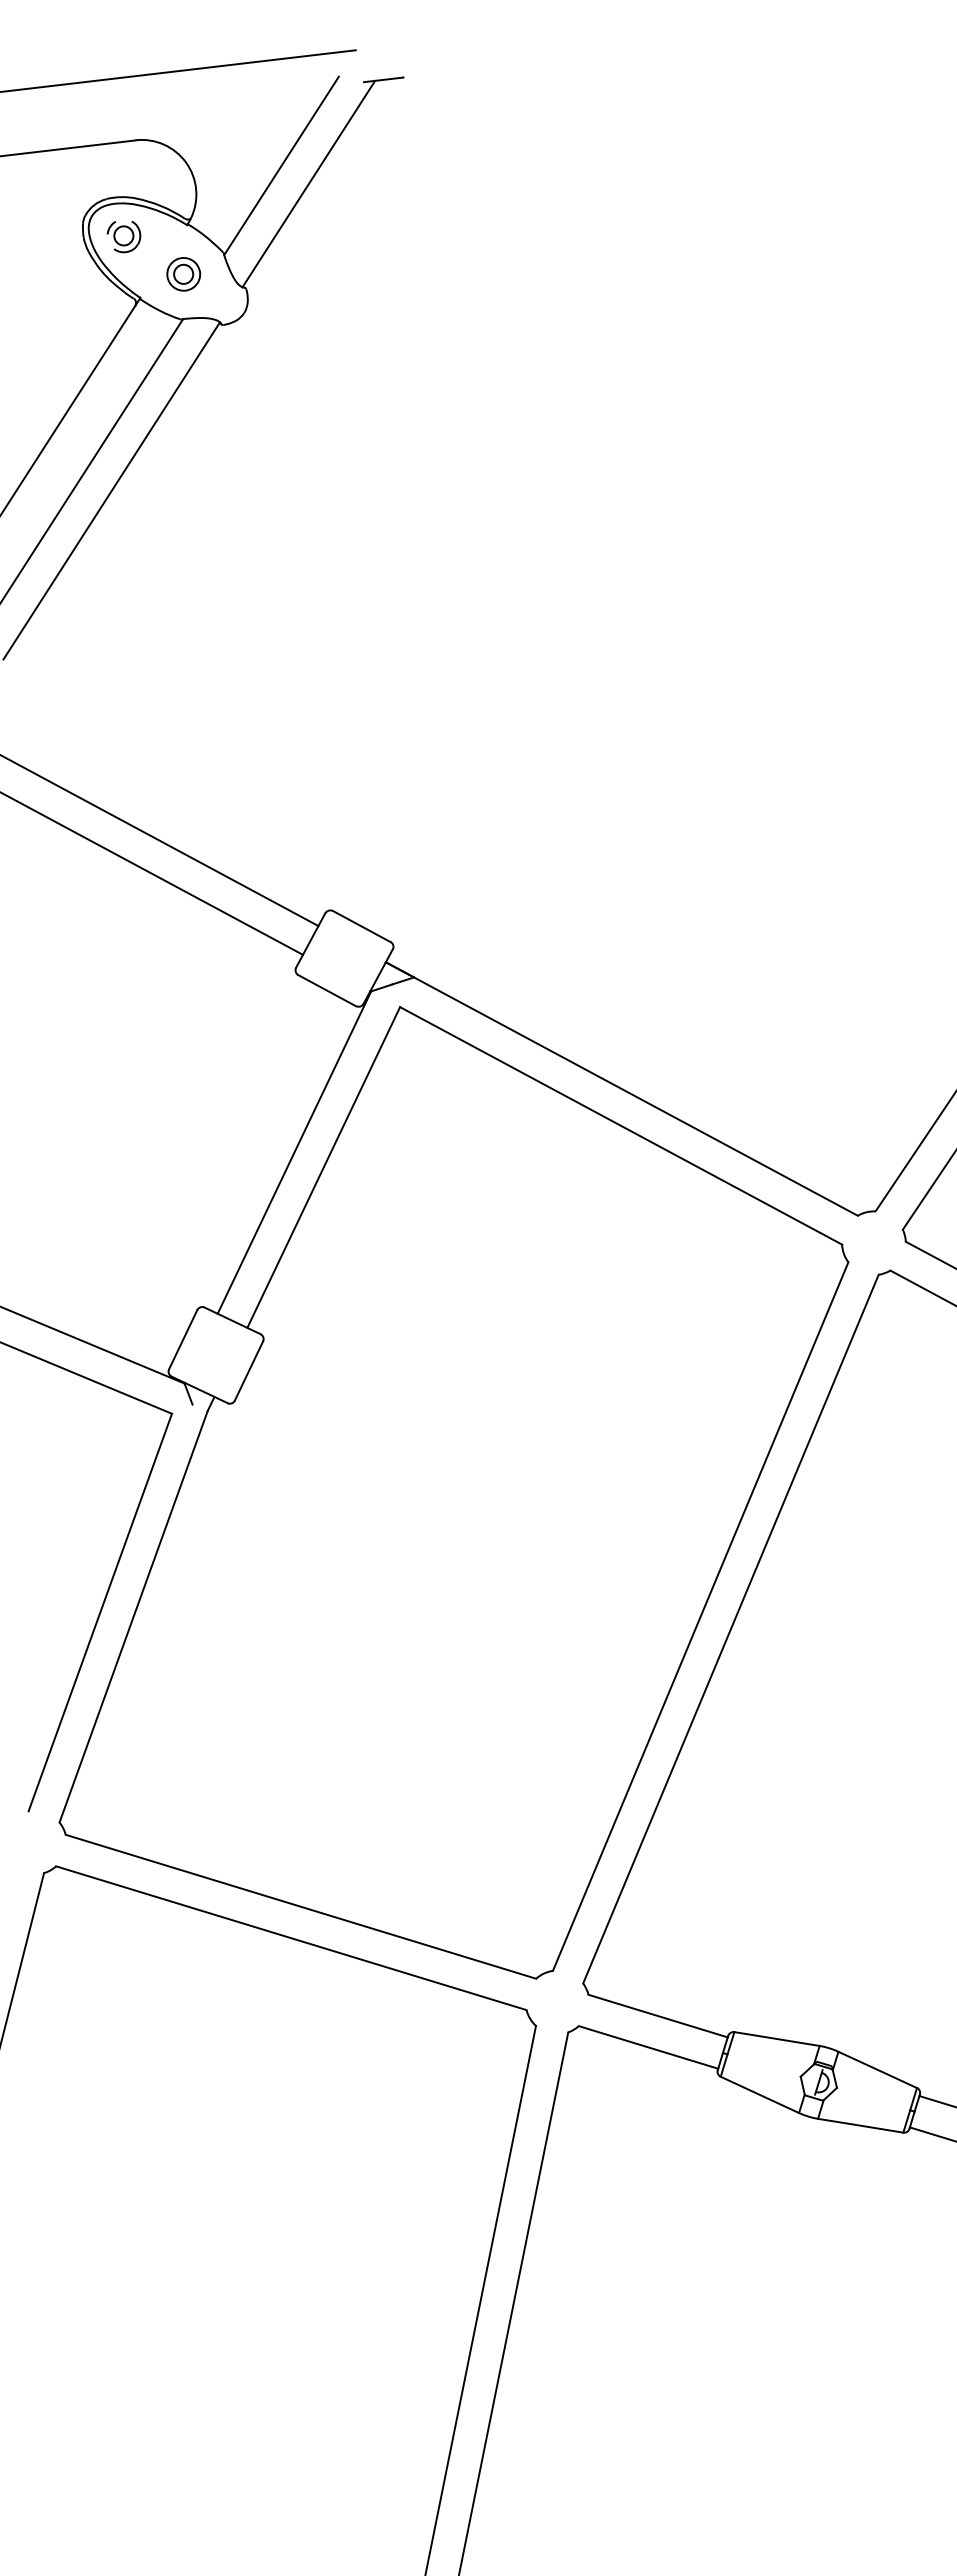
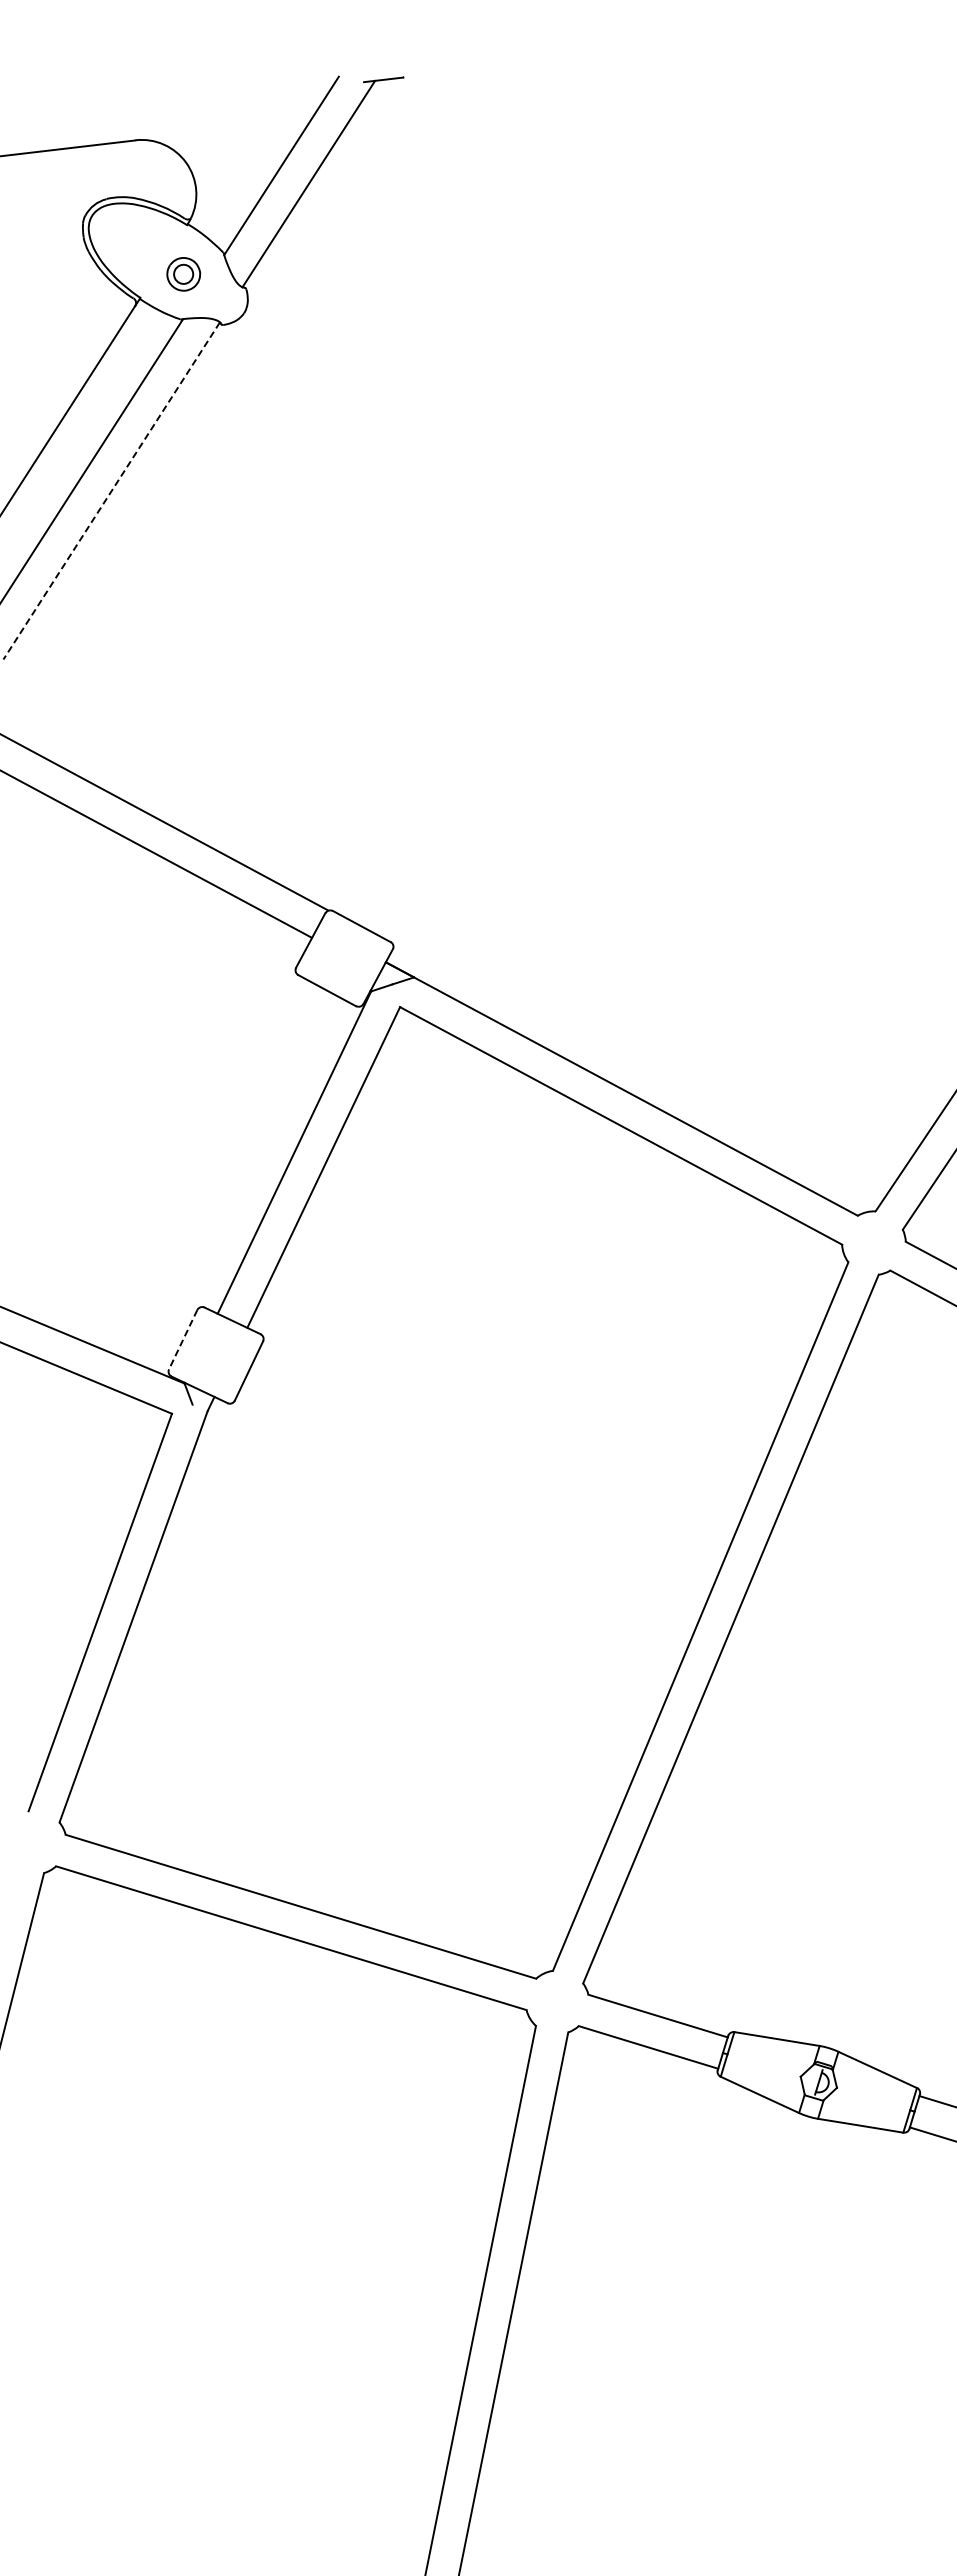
line: present -> none (178, 70)
part: present -> none (123, 237)
line: solid -> dashed (111, 491)
line position: (160, 841) -> (164, 822) (164, 822)
line position: (152, 873) -> (156, 854) (156, 854)
line: solid -> dashed (183, 1339)
